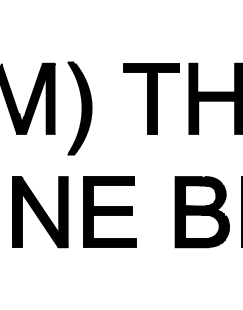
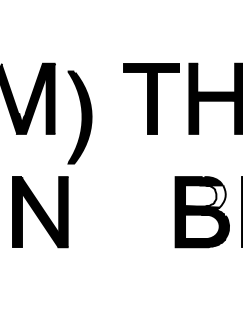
part position: (79, 108) -> (79, 117) (79, 117)
fill: present -> none (205, 196)
part: present -> none (109, 211)
